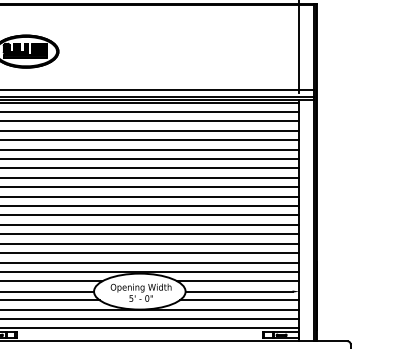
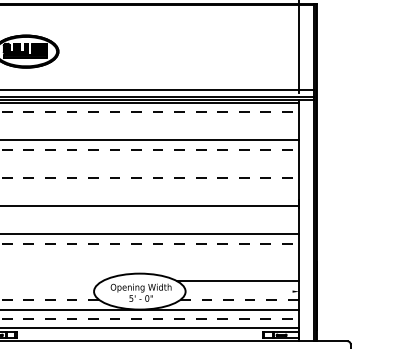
line: solid -> dashed (150, 111)
line: present -> none (150, 121)
line: present -> none (150, 130)
line: solid -> dashed (150, 149)
line: present -> none (150, 158)
line: present -> none (150, 168)
line: solid -> dashed (150, 177)
line: present -> none (150, 187)
line: present -> none (150, 196)
line: present -> none (150, 215)
line: present -> none (150, 224)
line: solid -> dashed (150, 243)
line: present -> none (150, 253)
line: present -> none (150, 262)
line: present -> none (150, 271)
line: present -> none (52, 281)
line: present -> none (48, 291)
line: present -> none (238, 291)
line: solid -> dashed (49, 300)
line: solid -> dashed (239, 300)
line: solid -> dashed (150, 319)
